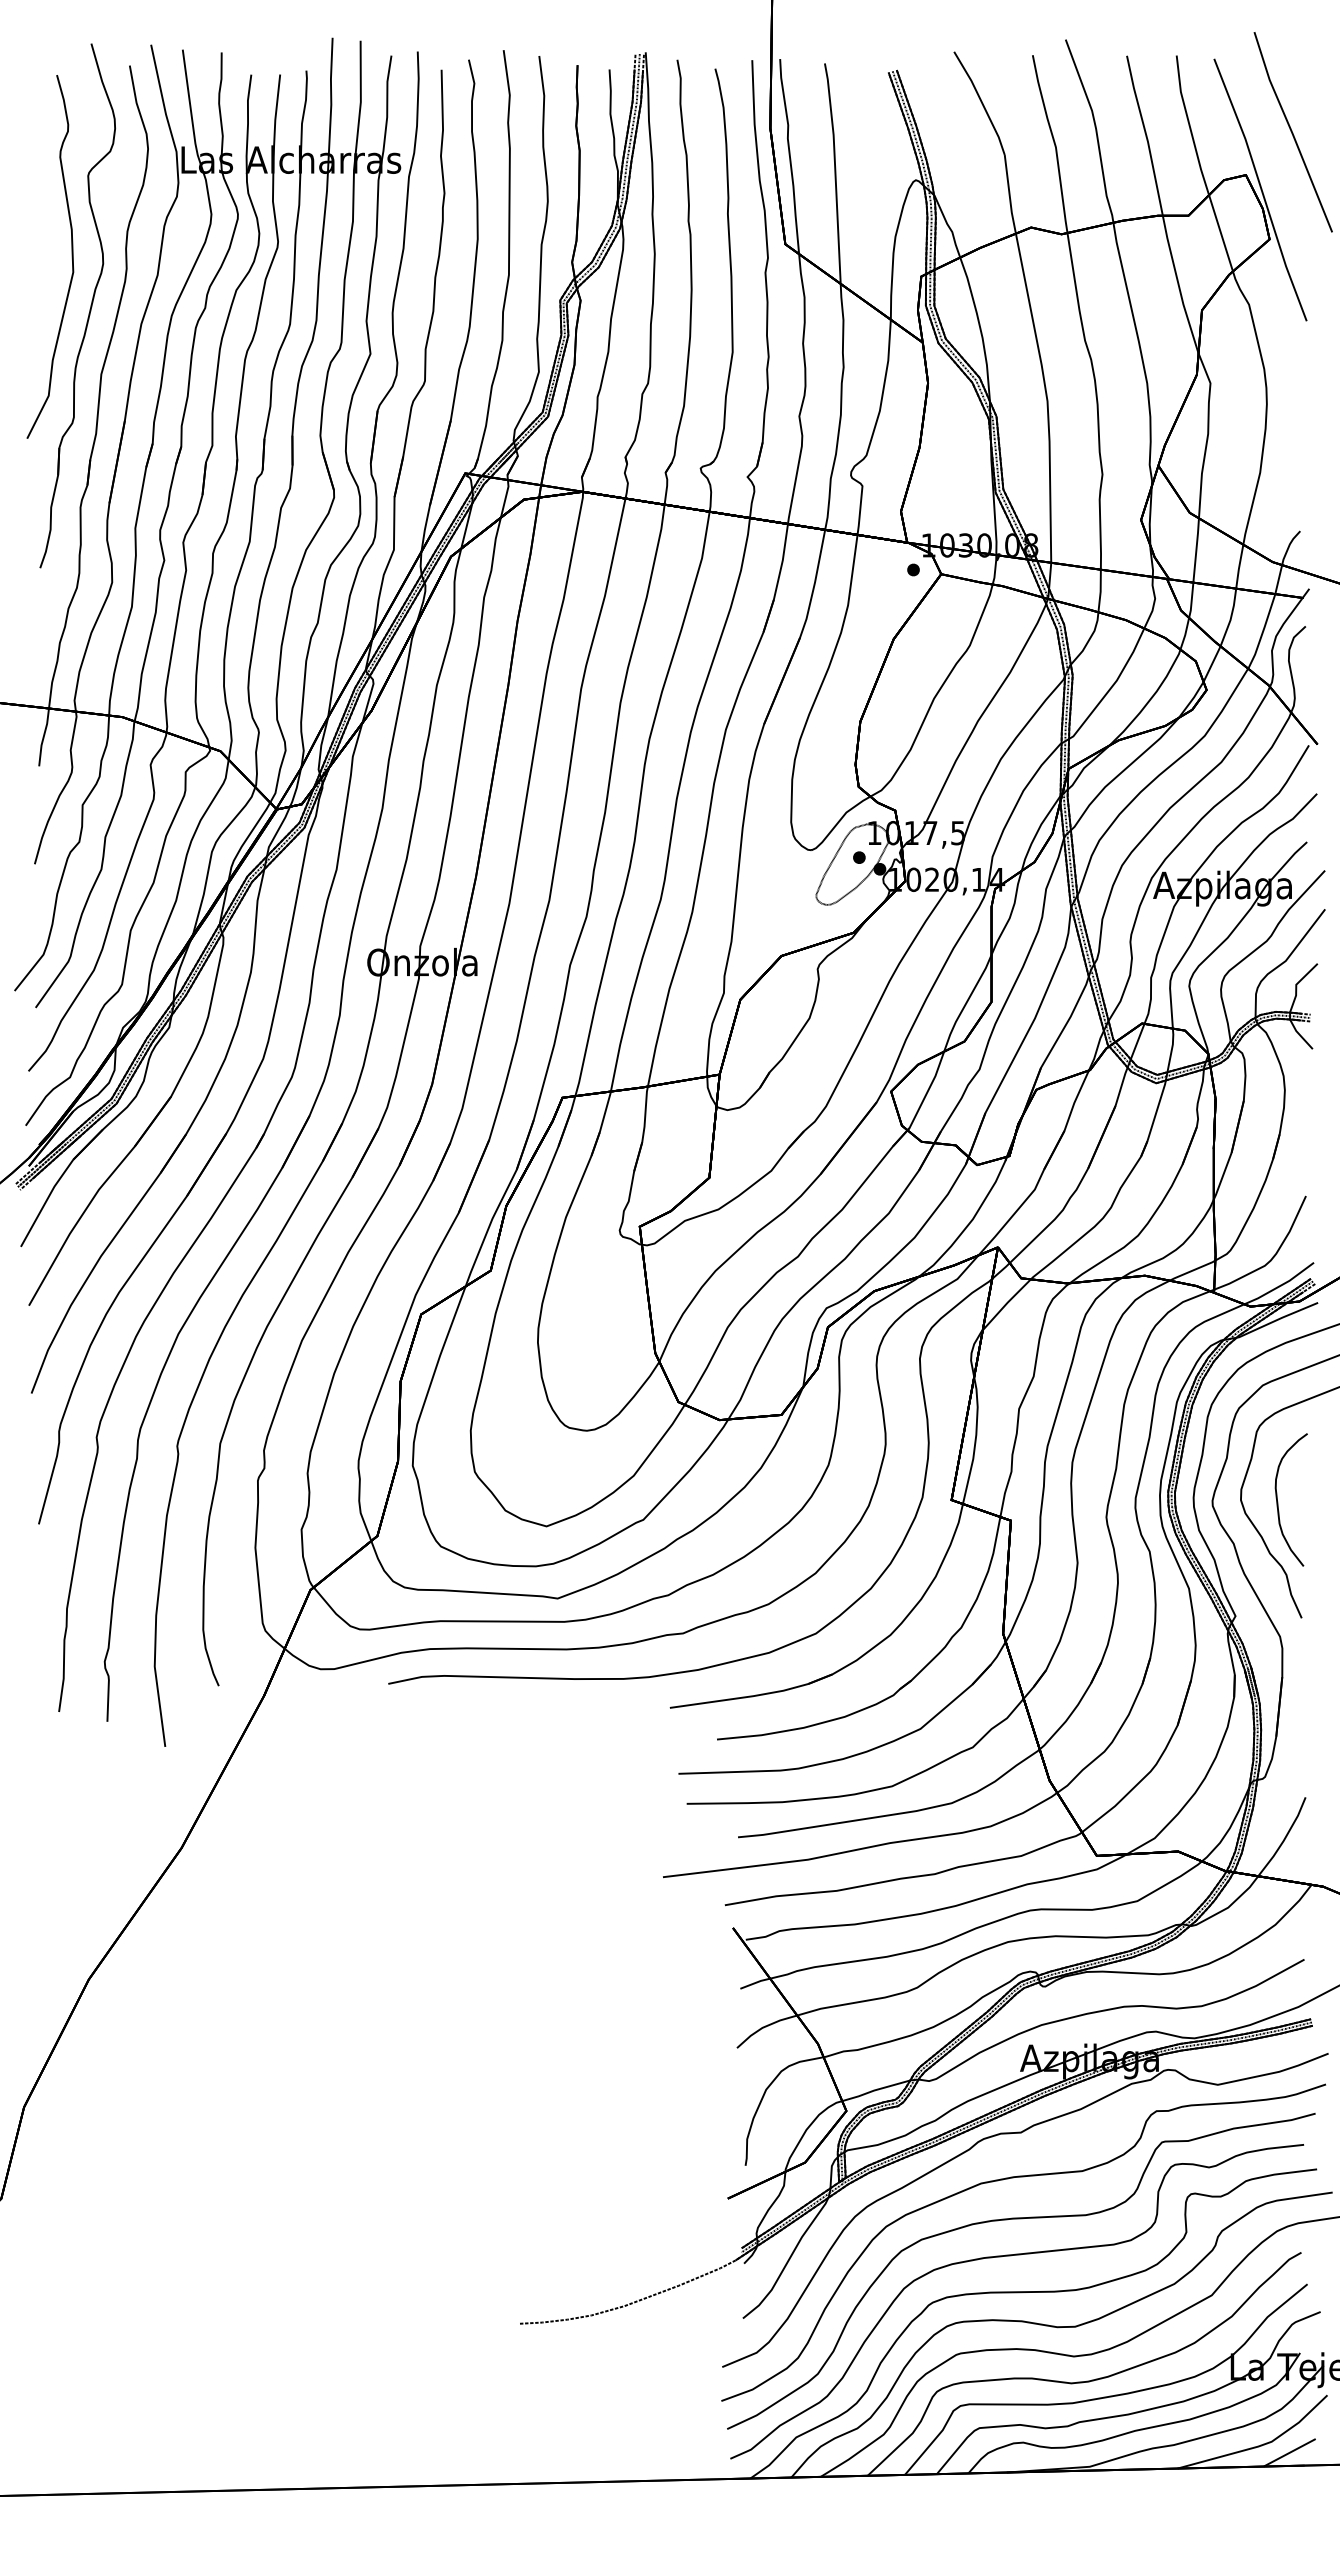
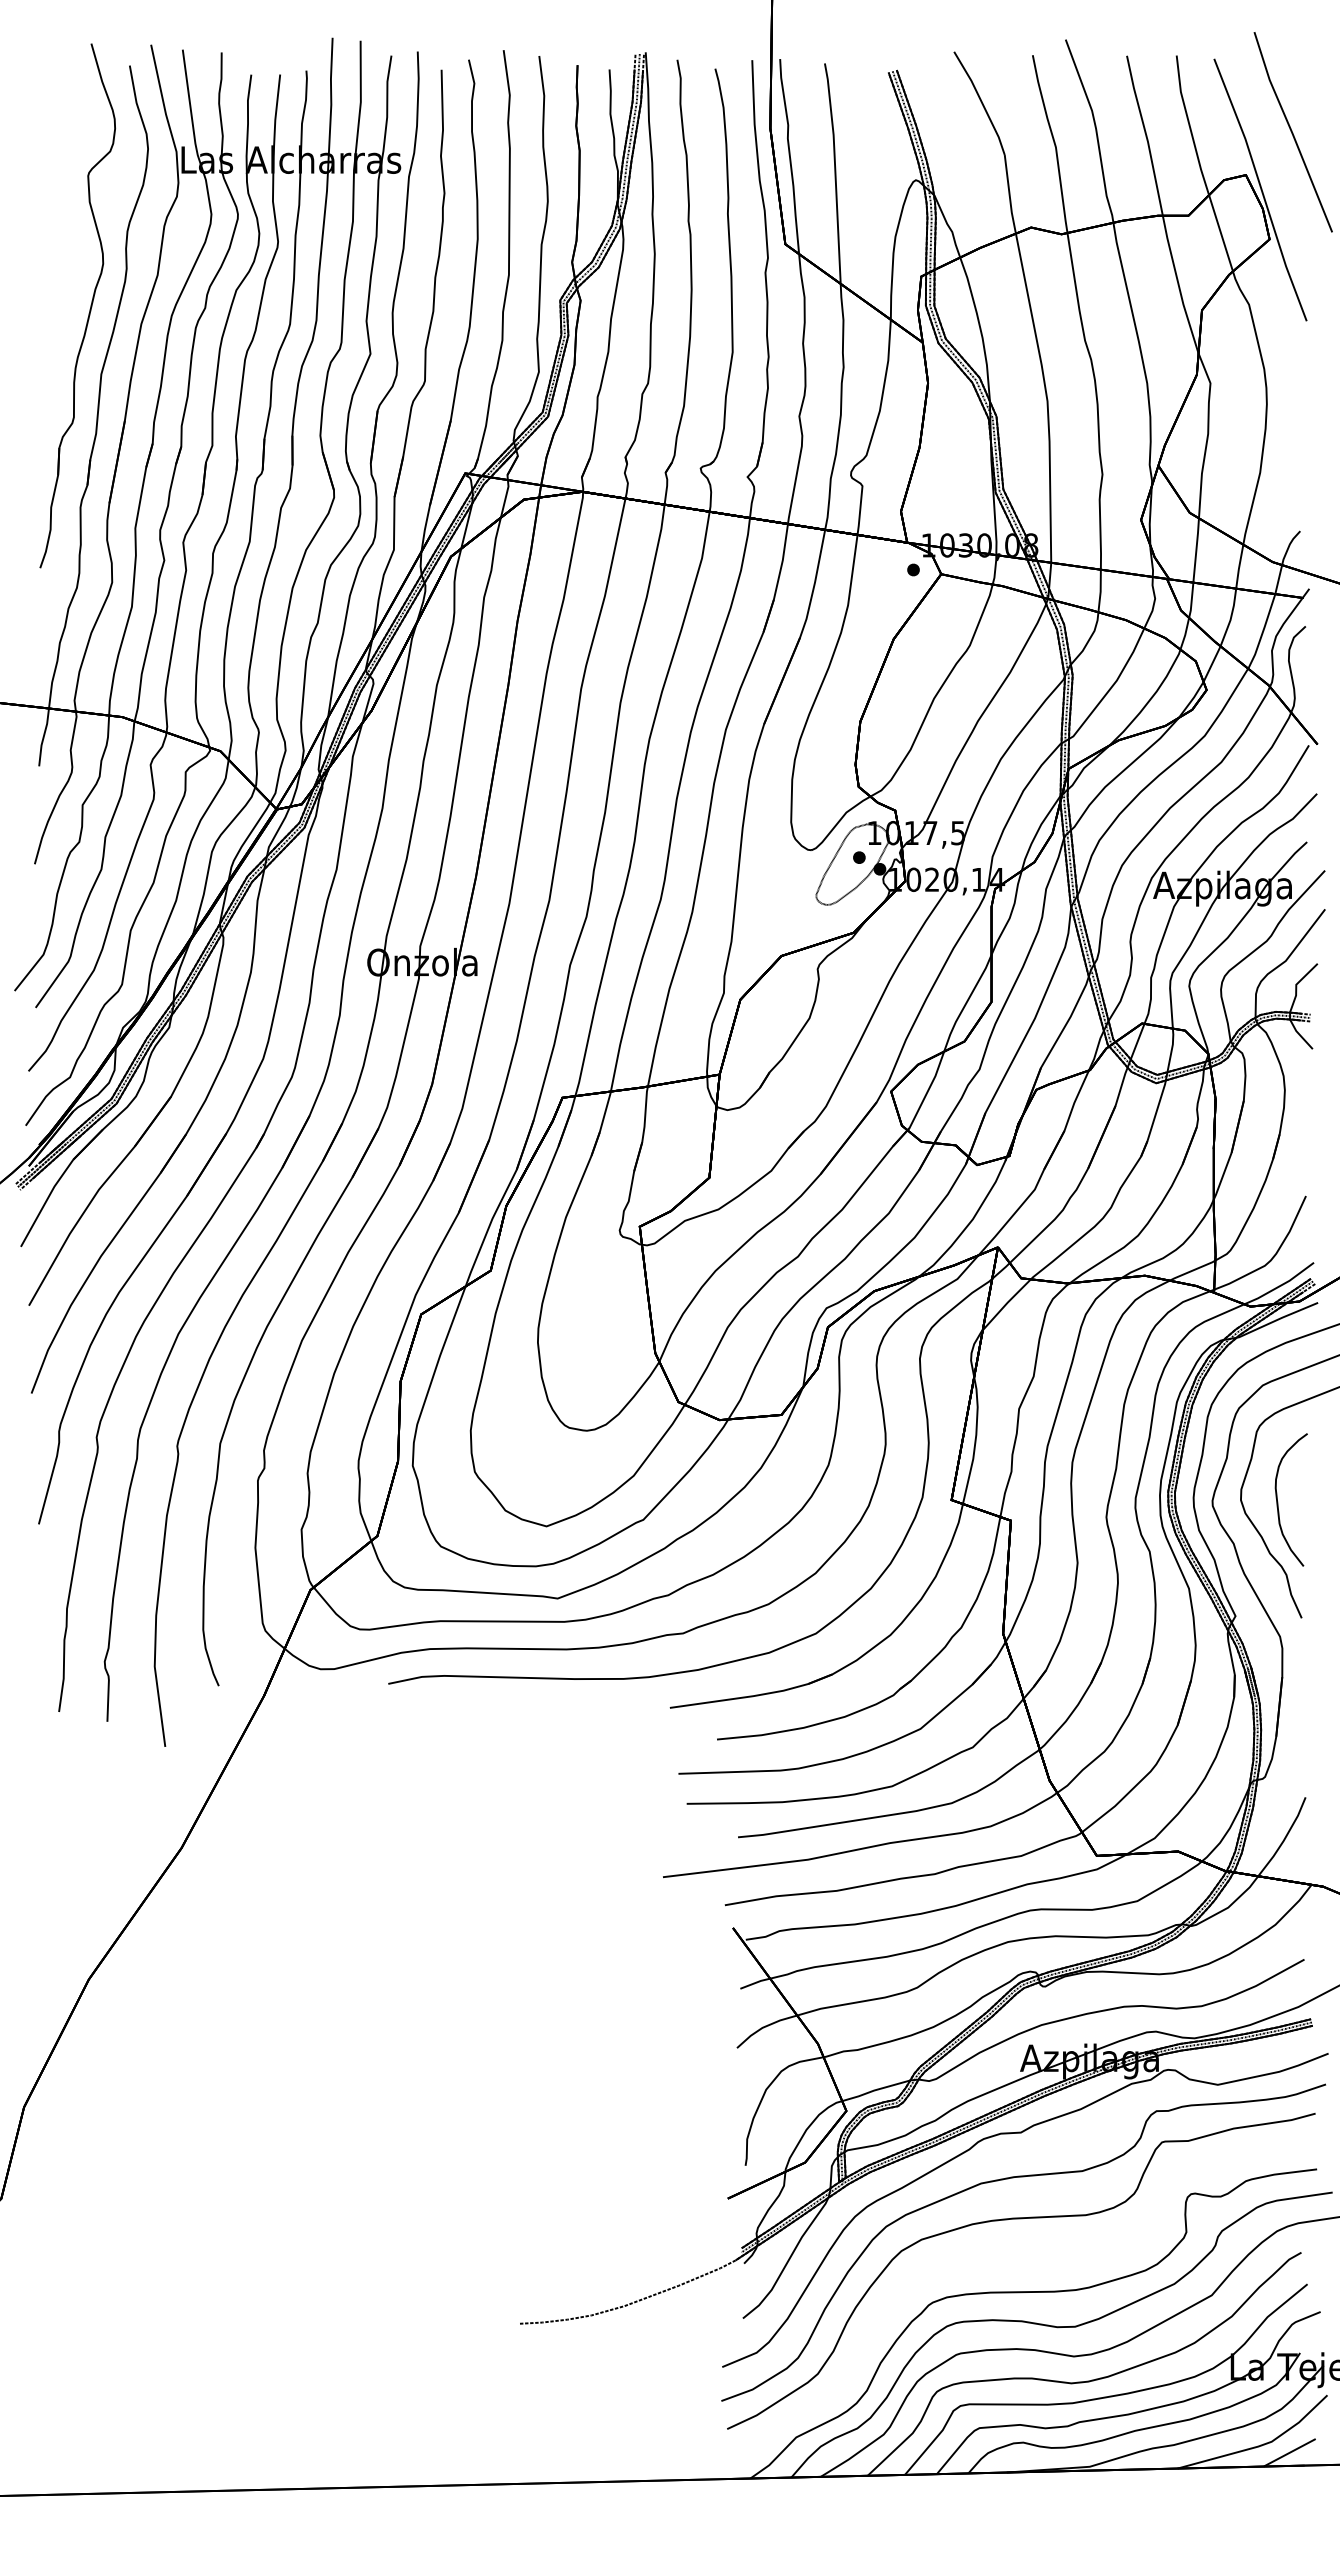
part: present -> none (71, 256)
part: present -> none (1011, 2256)
